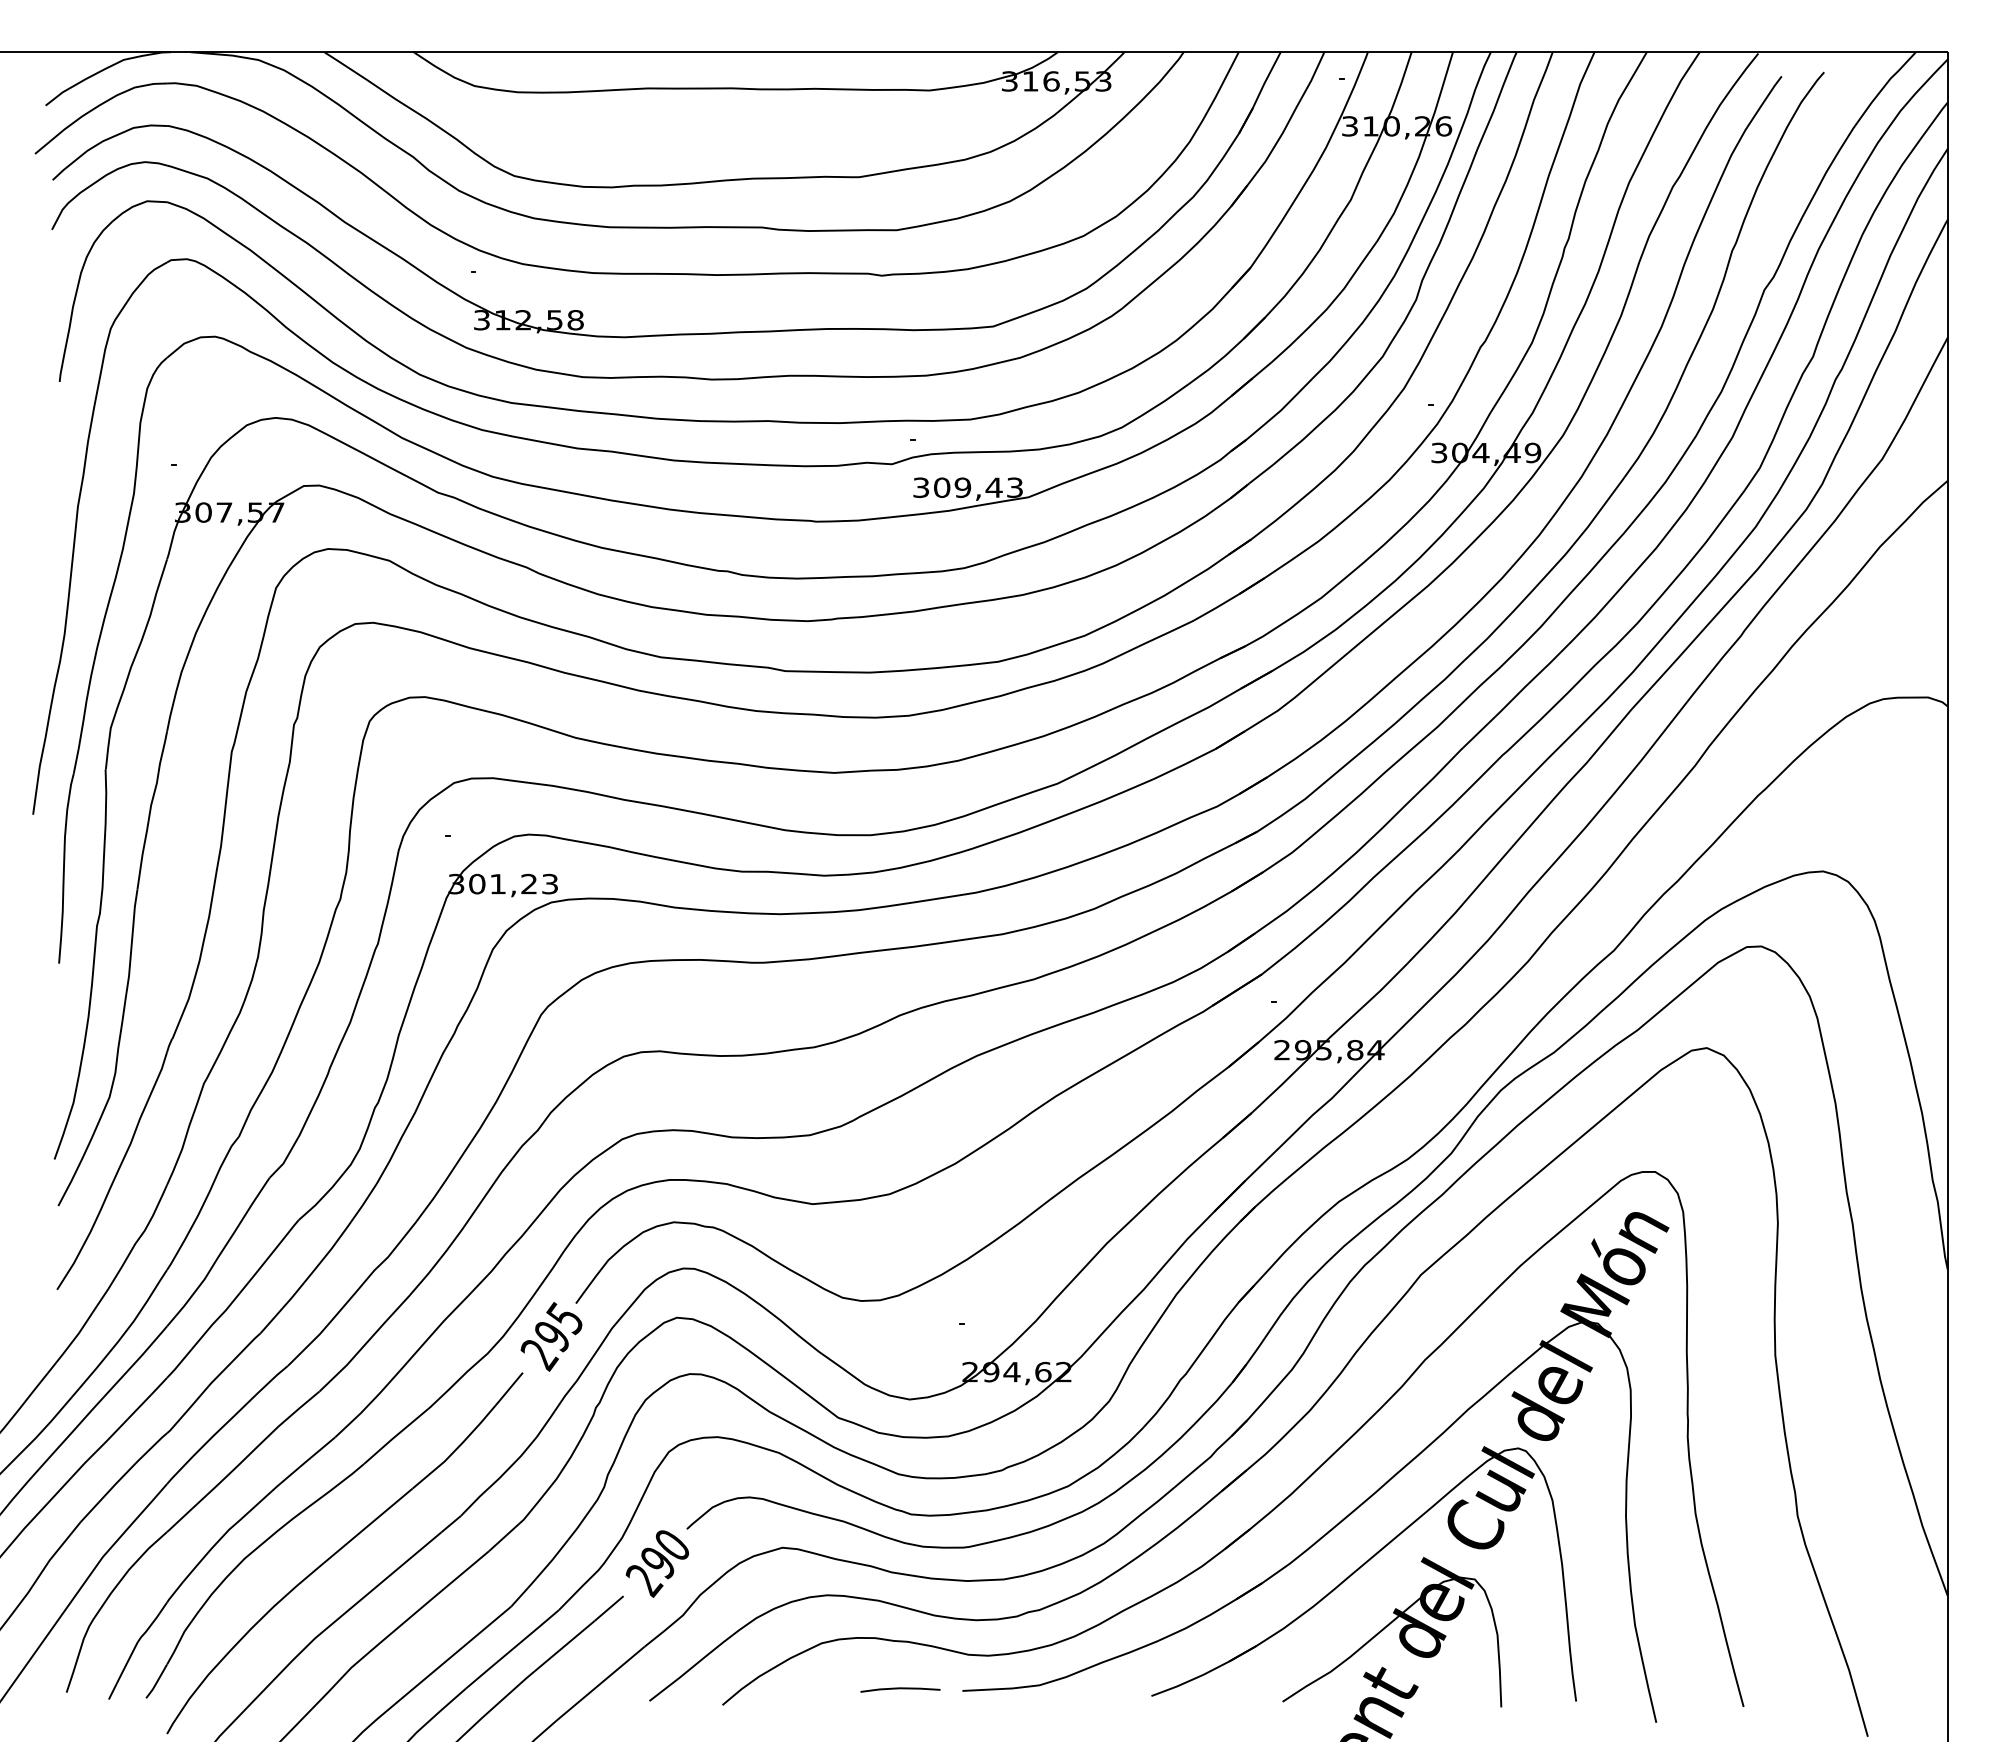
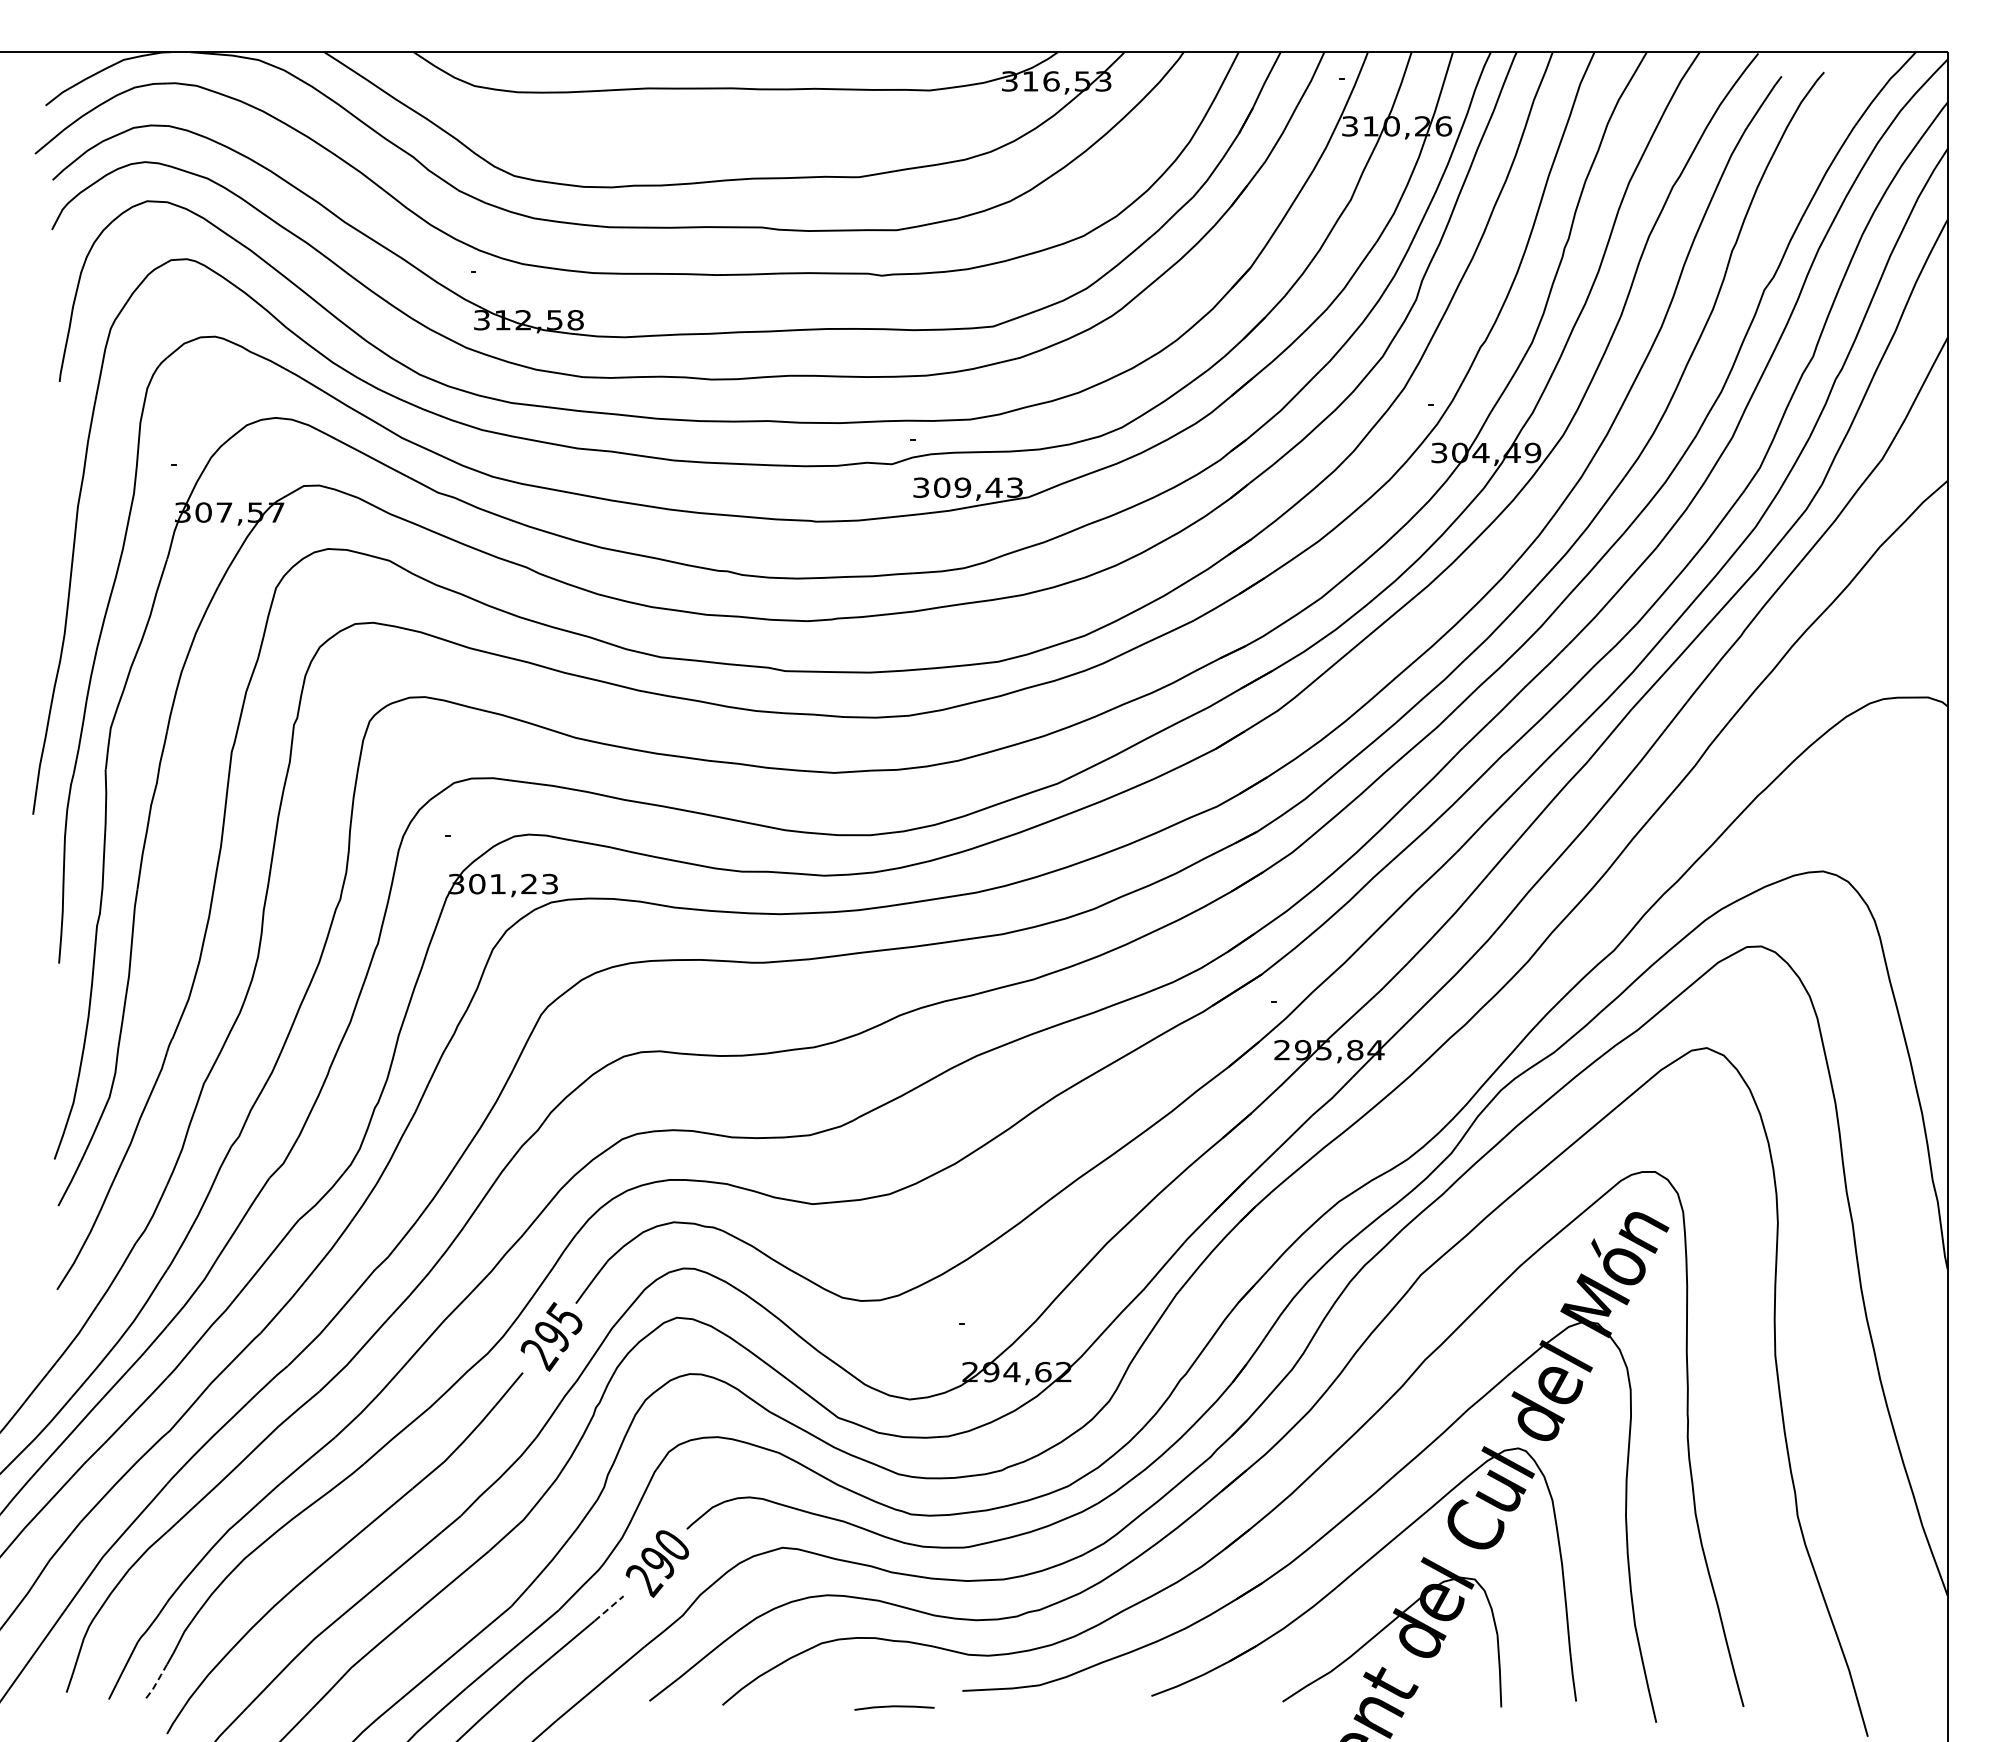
line: solid -> dashed (609, 1608)
line: solid -> dashed (157, 1681)
line position: (900, 1689) -> (894, 1707) (894, 1707)
